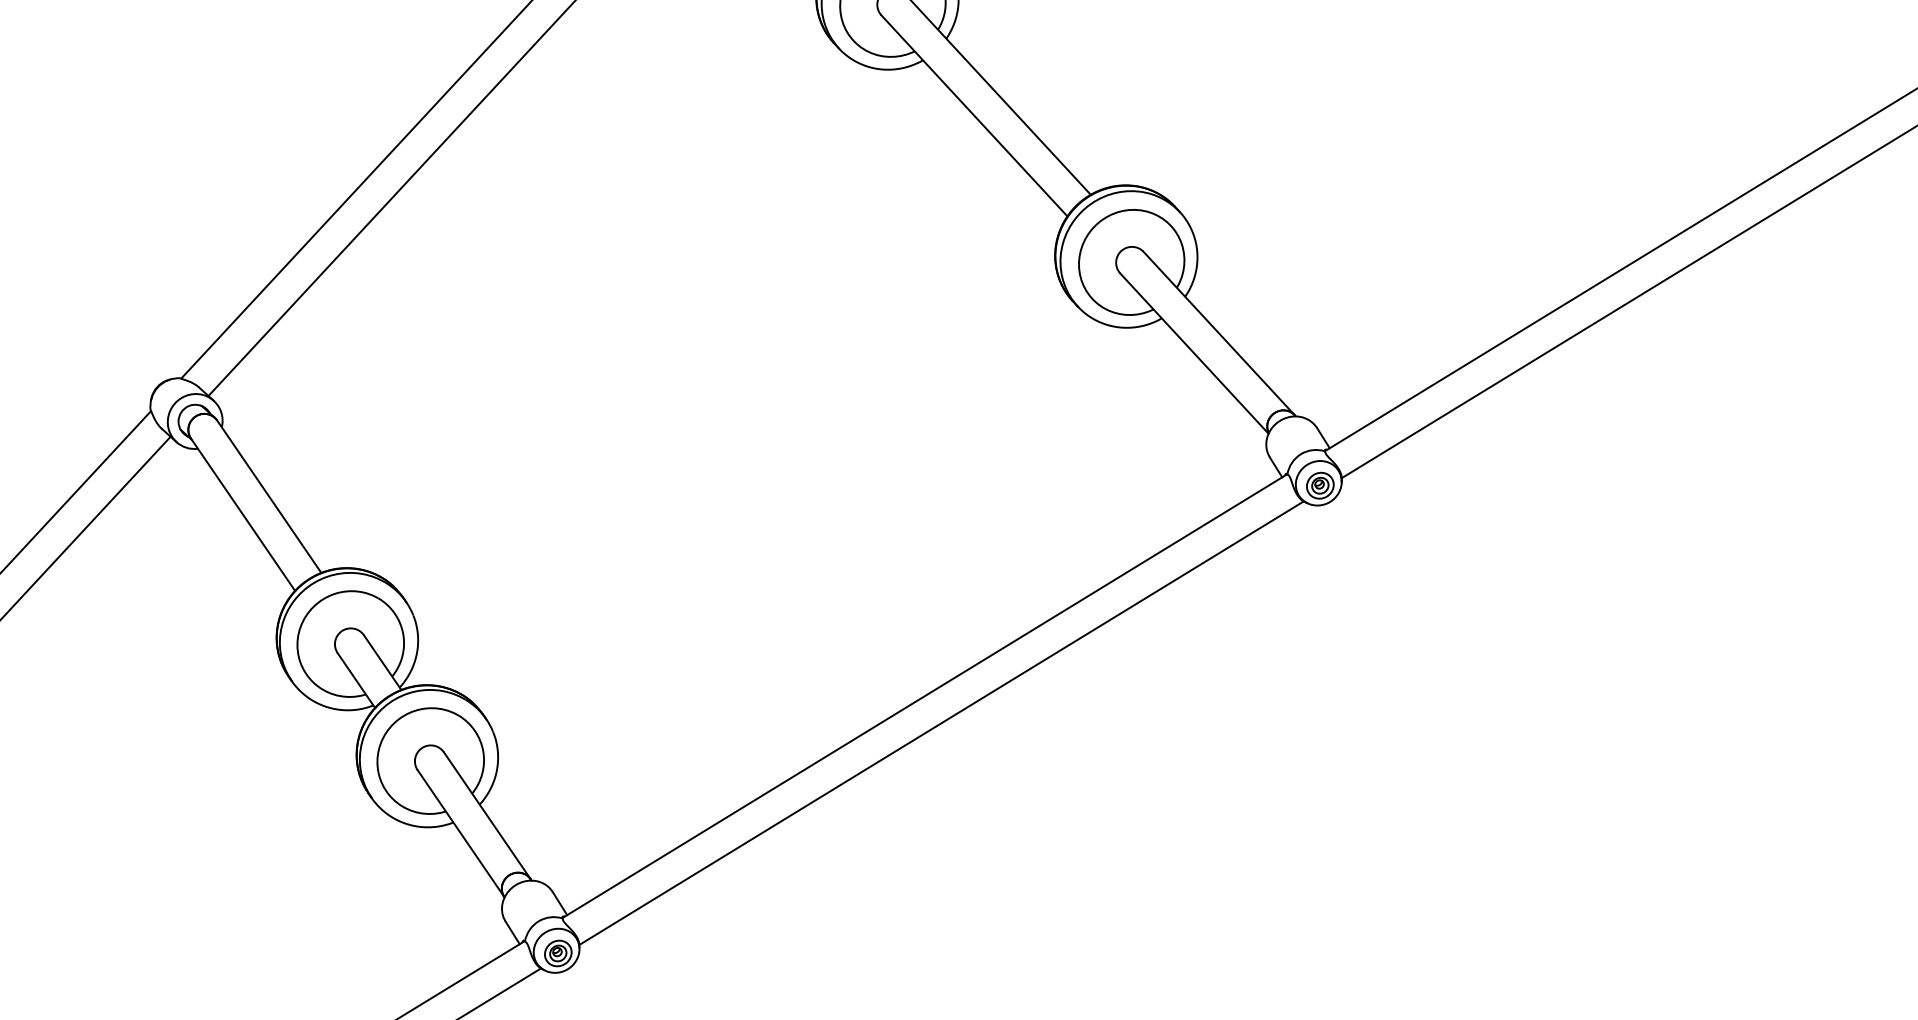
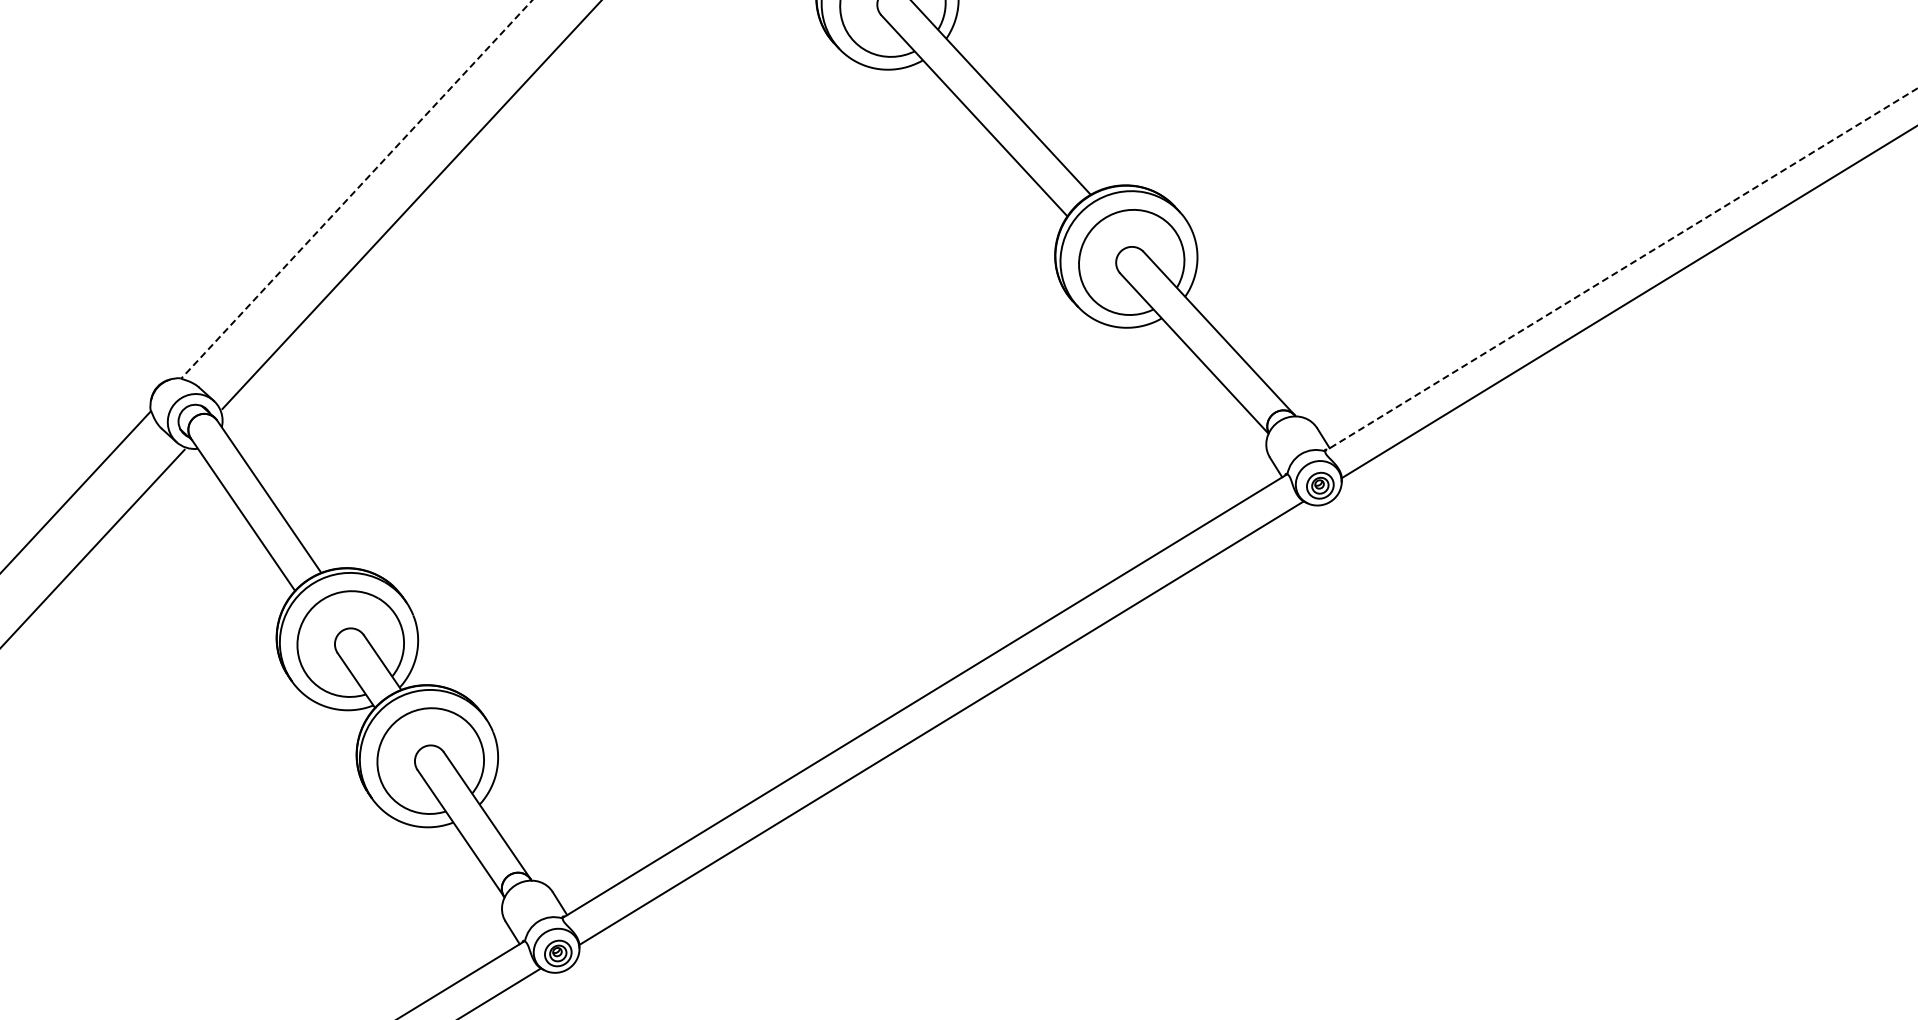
line: solid -> dashed (356, 189)
line position: (390, 199) -> (411, 205) (411, 205)
line: solid -> dashed (1621, 269)
line position: (86, 526) -> (93, 547) (93, 547)
